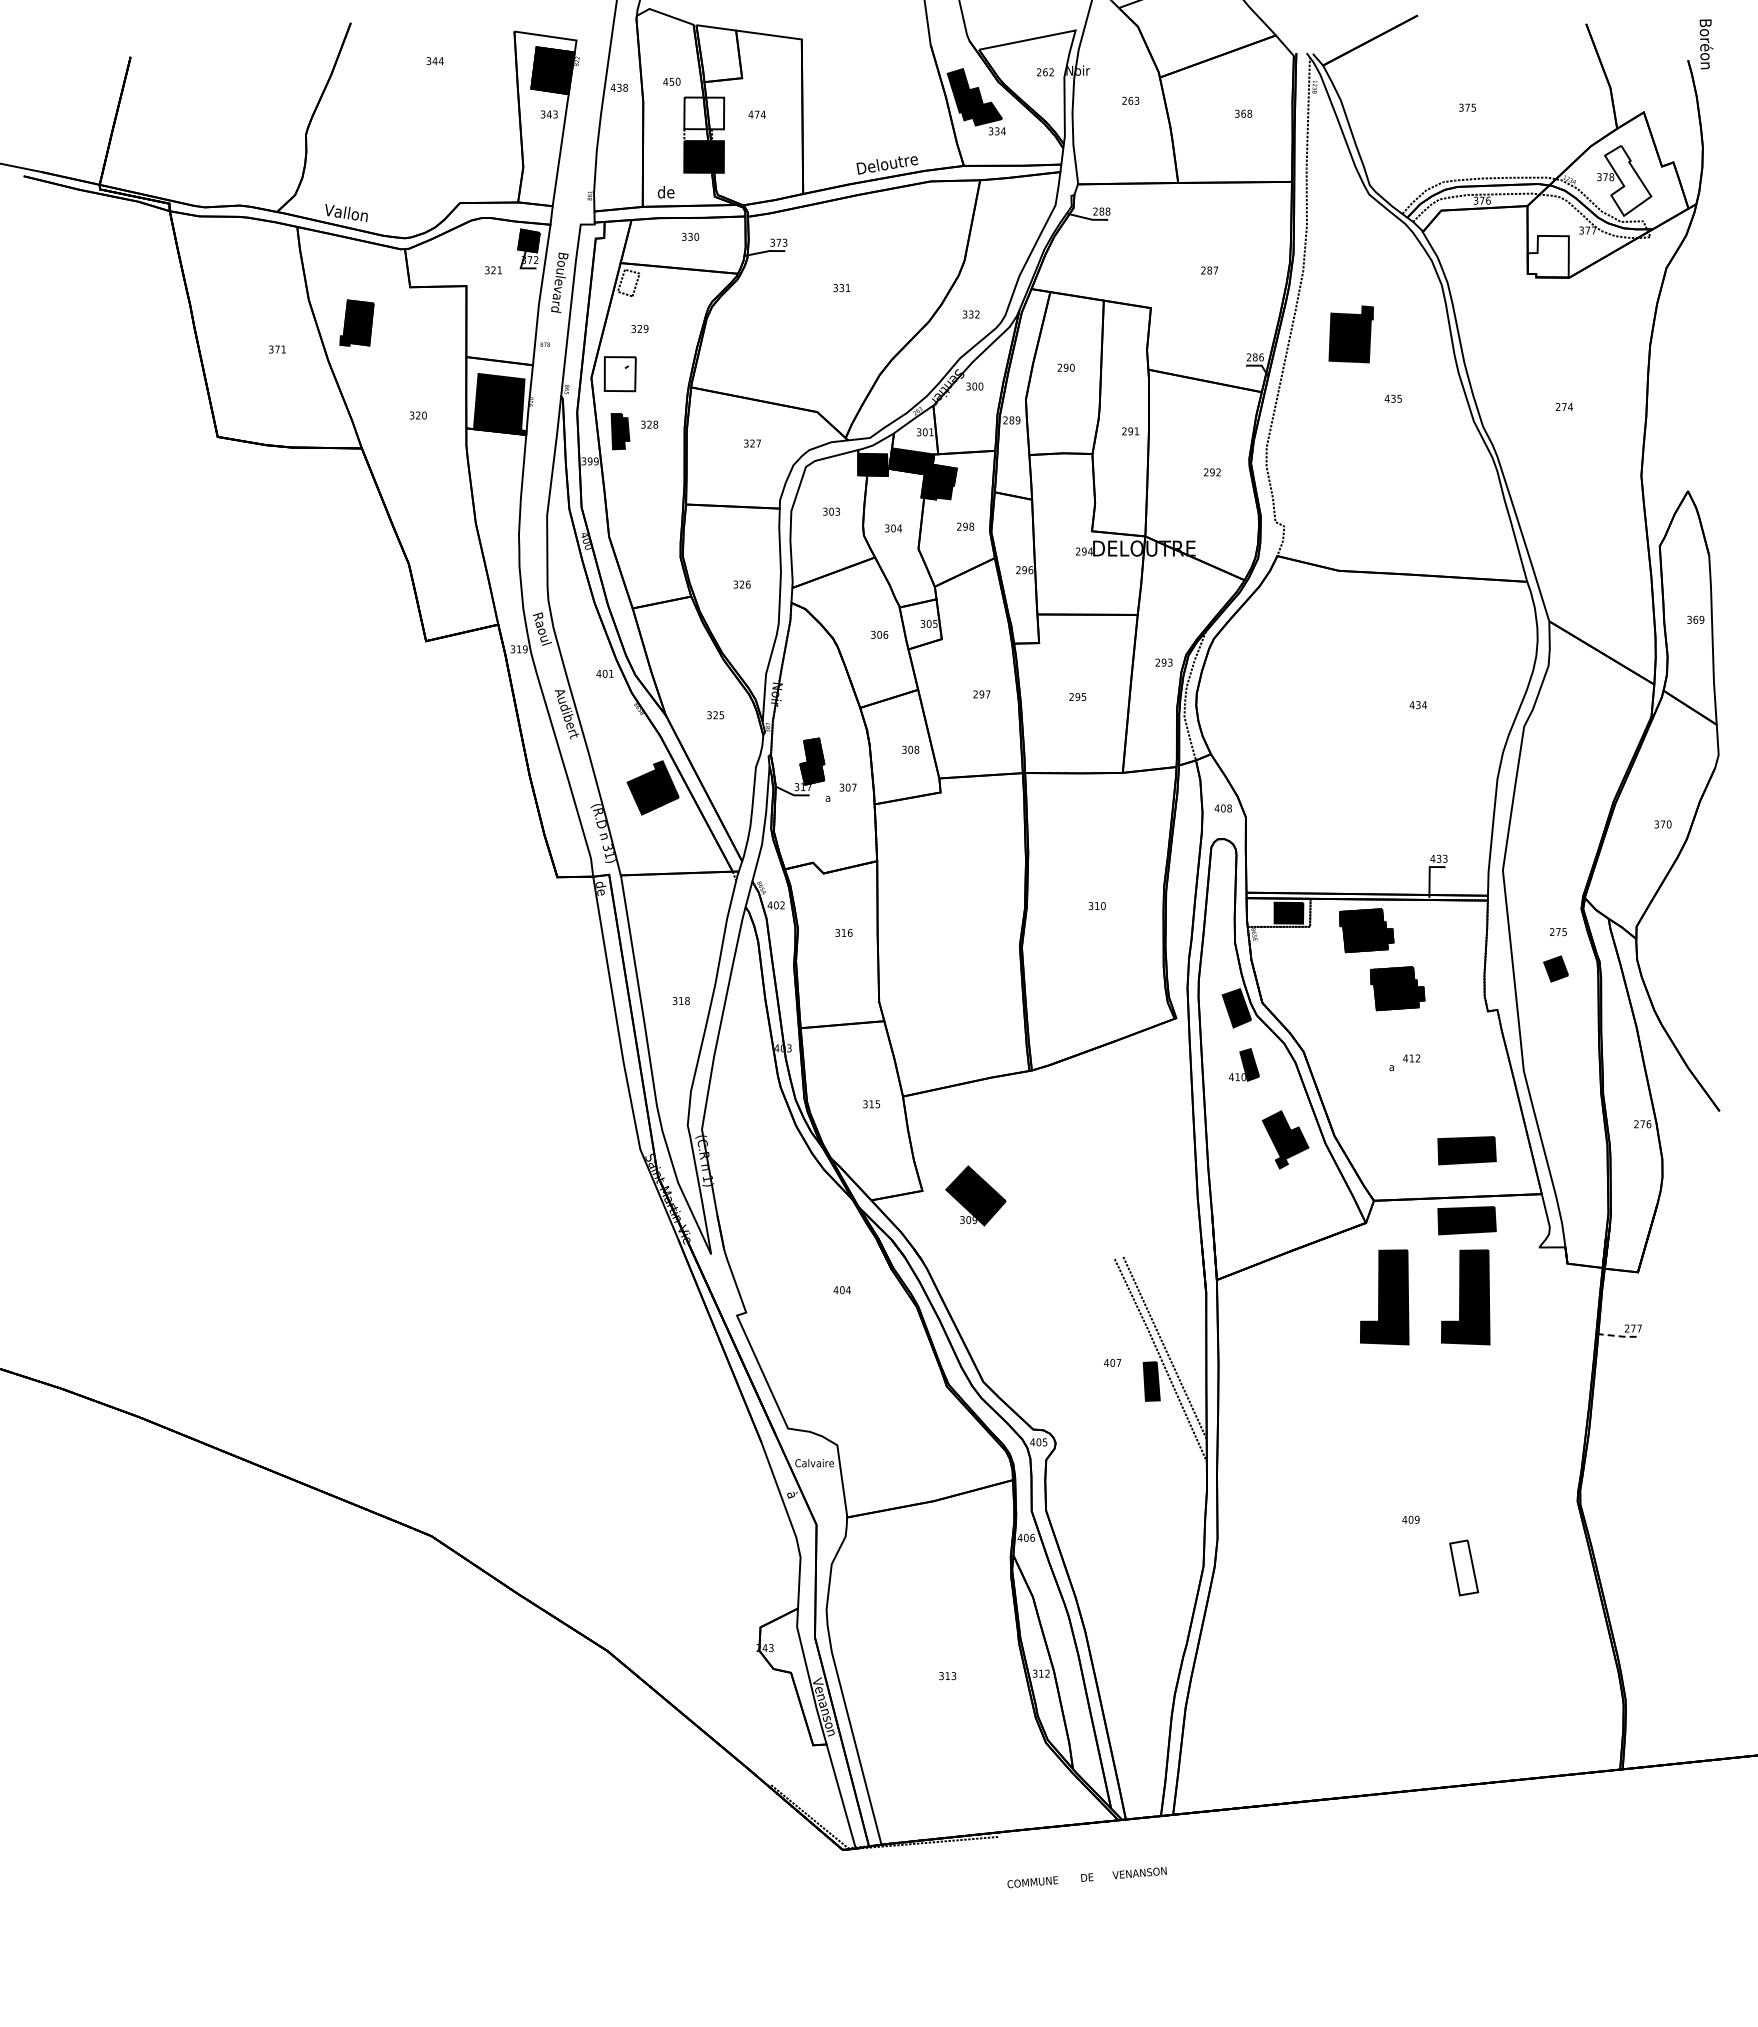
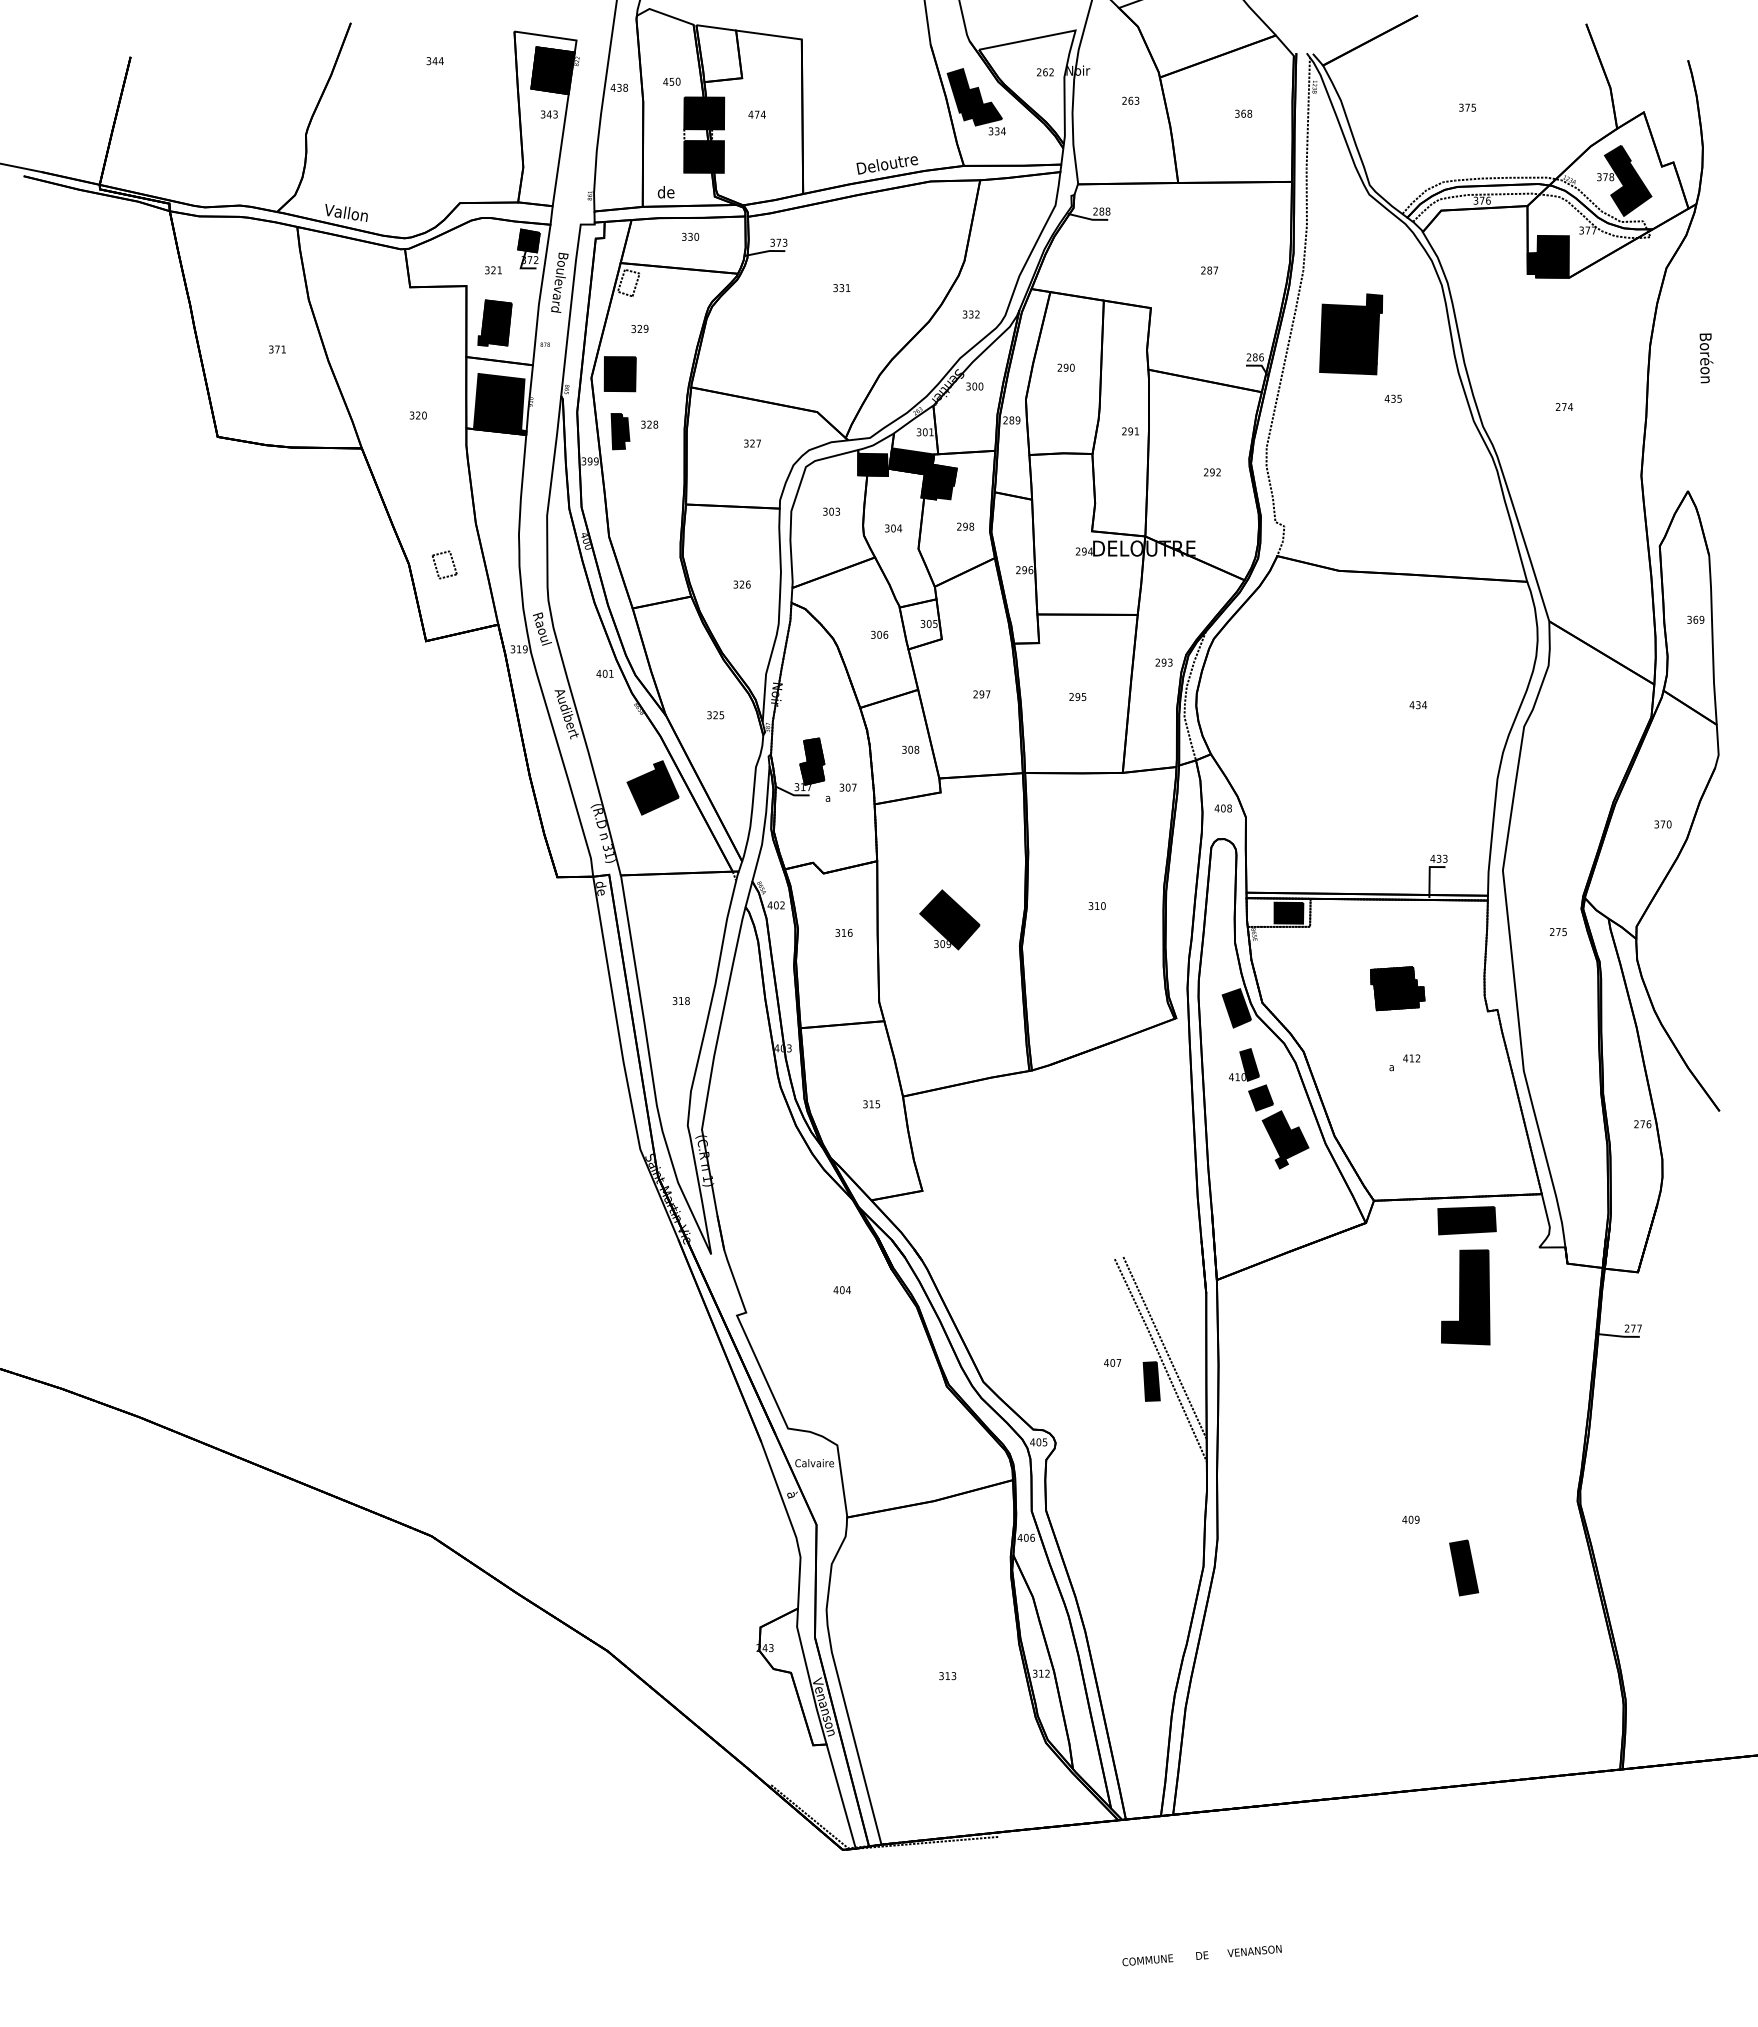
text position: (1706, 44) -> (1706, 358) (1706, 358)
fill: none -> present (704, 113)
fill: none -> present (1627, 180)
fill: none -> present (1547, 256)
part position: (356, 322) -> (494, 322) (494, 322)
part size: 46x59 px -> 65x83 px (1351, 334)
fill: none -> present (619, 374)
part: none -> present (436, 564)
part: present -> none (1366, 930)
part position: (1555, 968) -> (1260, 1097) (1260, 1097)
part: present -> none (1466, 1150)
part position: (975, 1195) -> (949, 919) (949, 919)
part: present -> none (1384, 1297)
line: dashed -> solid (1619, 1336)
fill: none -> present (1464, 1567)
text position: (1086, 1877) -> (1201, 1955) (1201, 1955)
